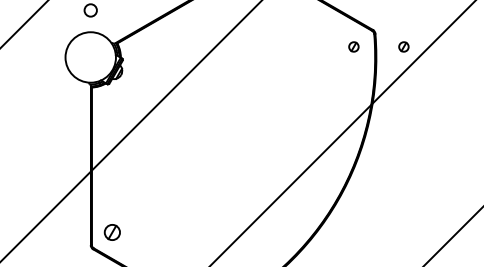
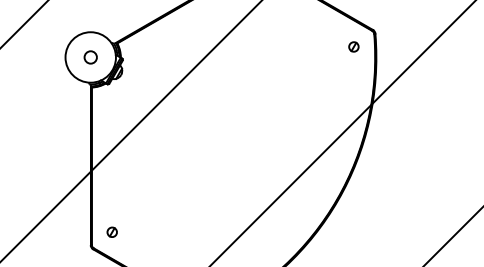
circle position: (90, 10) -> (90, 57) (90, 57)
part: present -> none (403, 46)
part size: 18x17 px -> 12x12 px (111, 231)
